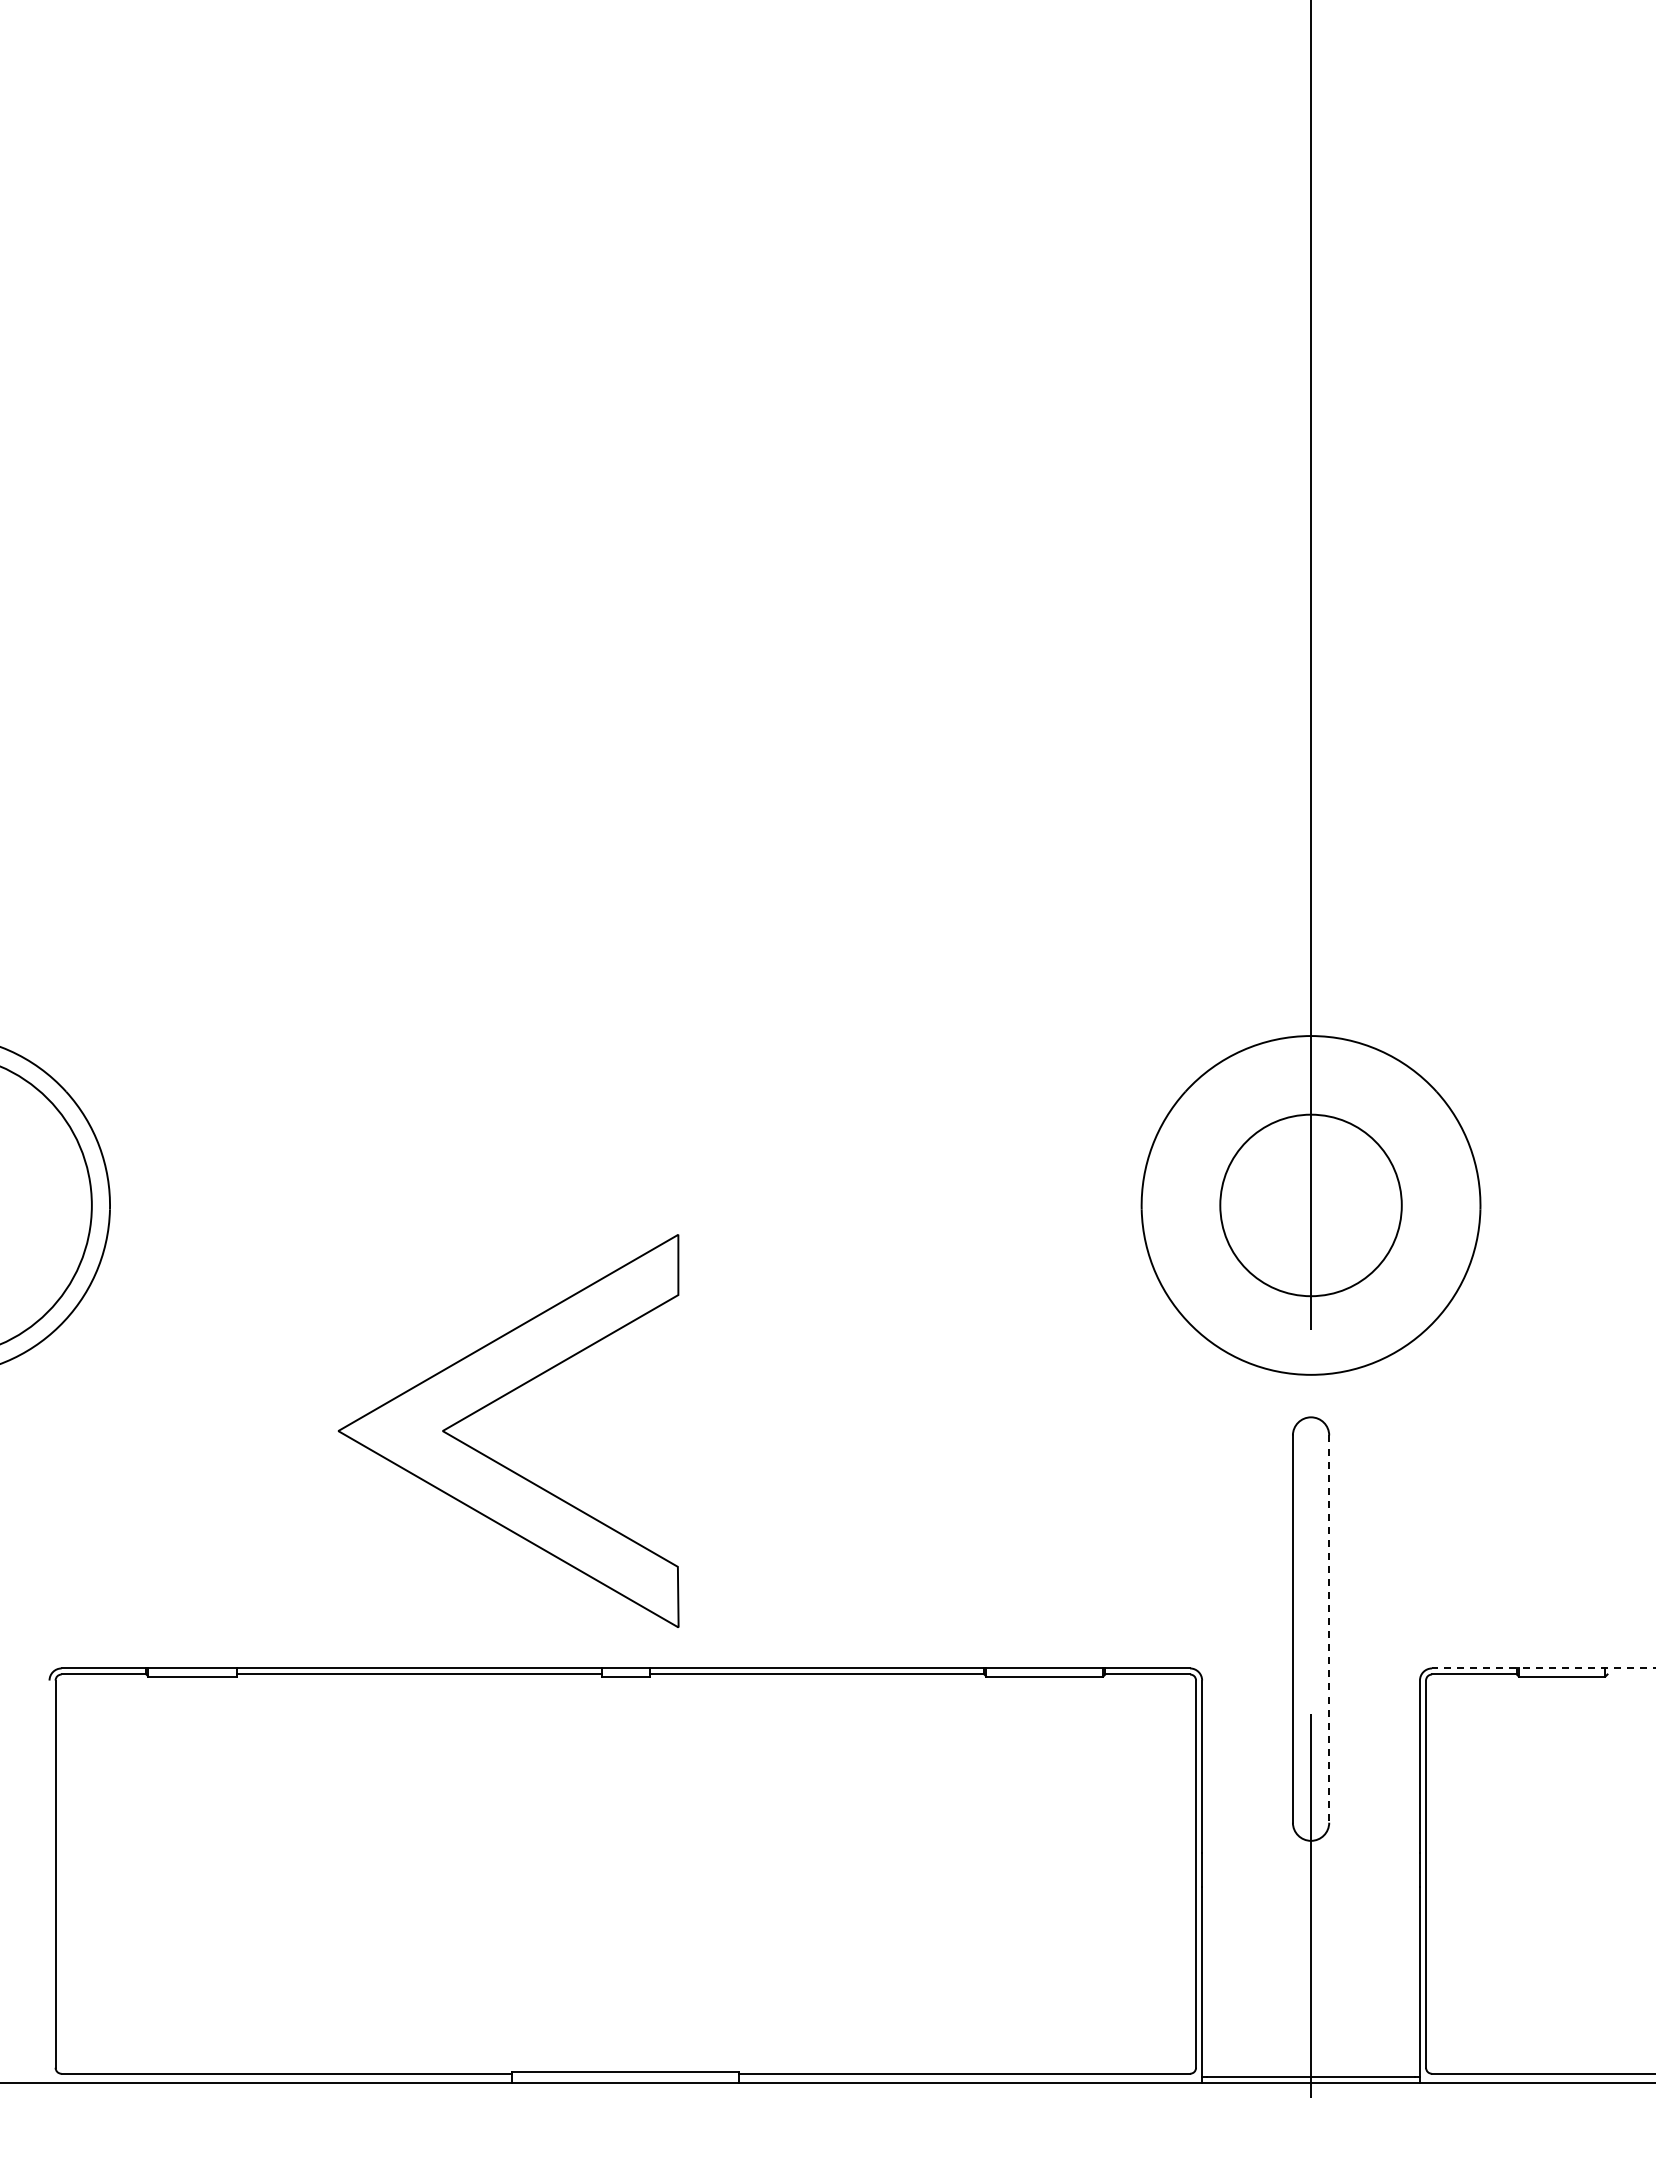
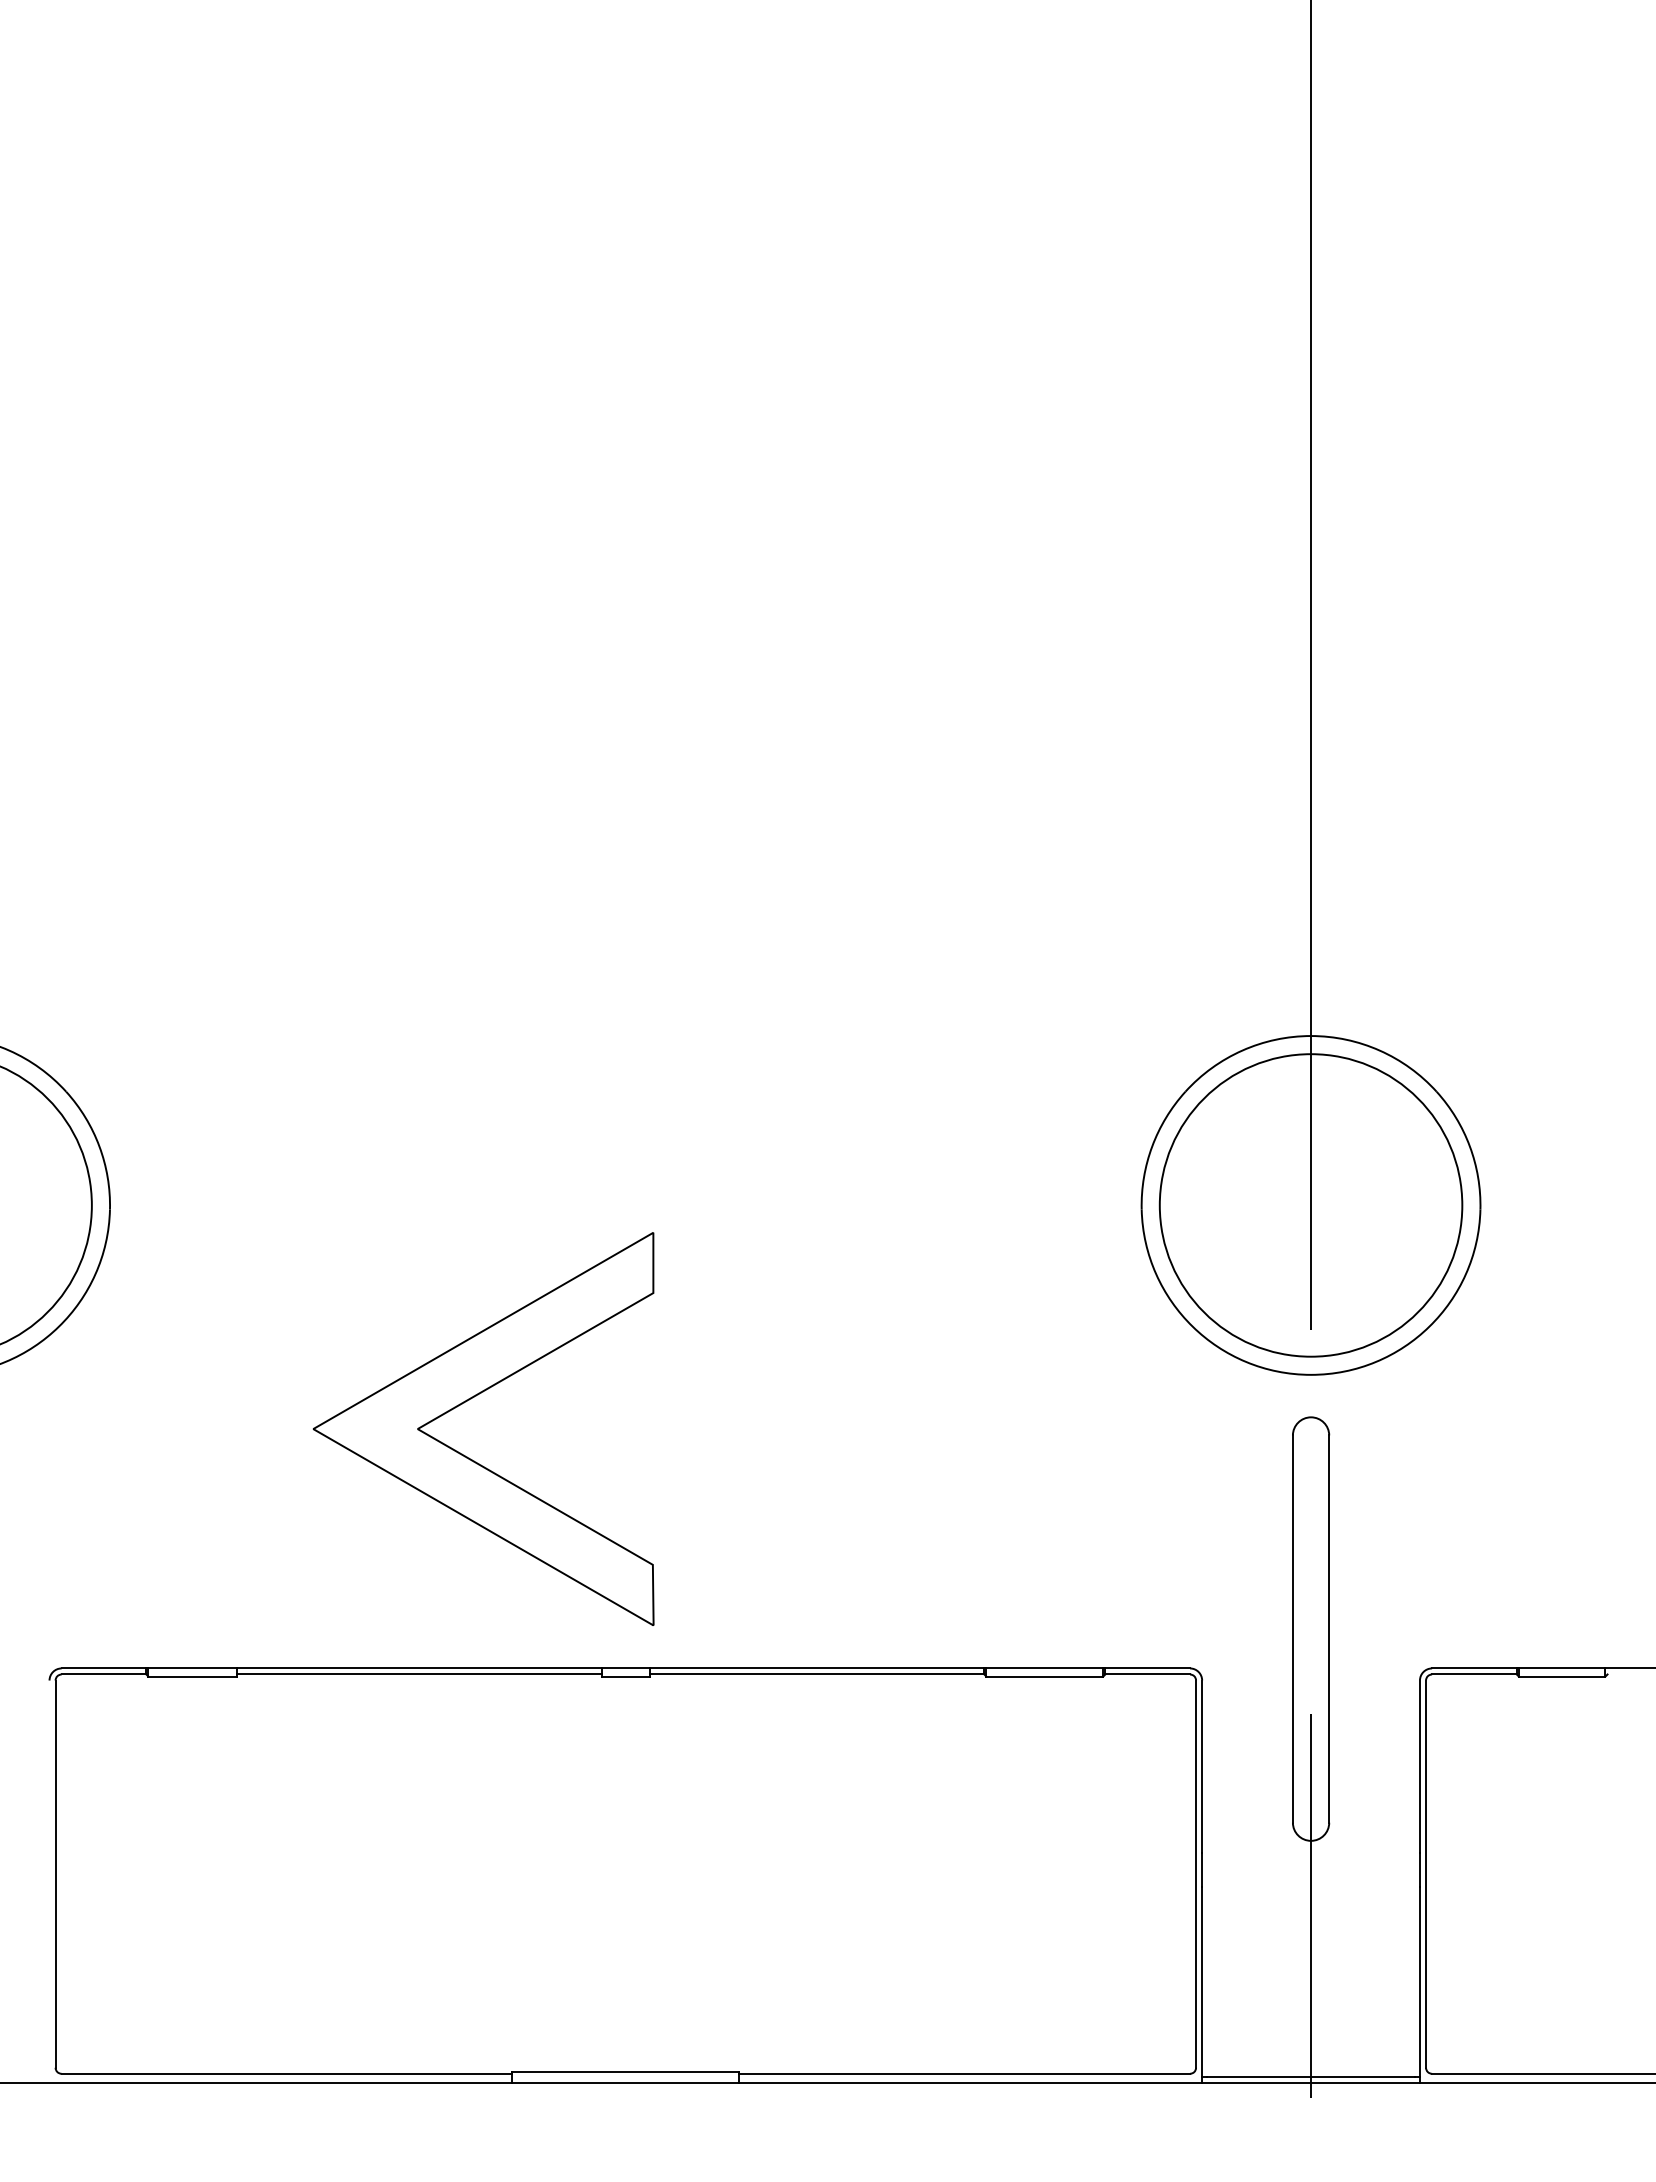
circle diameter: 182 px -> 303 px (1310, 1205)
part position: (494, 1402) -> (469, 1400) (469, 1400)
line: dashed -> solid (1329, 1629)
line: dashed -> solid (1544, 1668)
